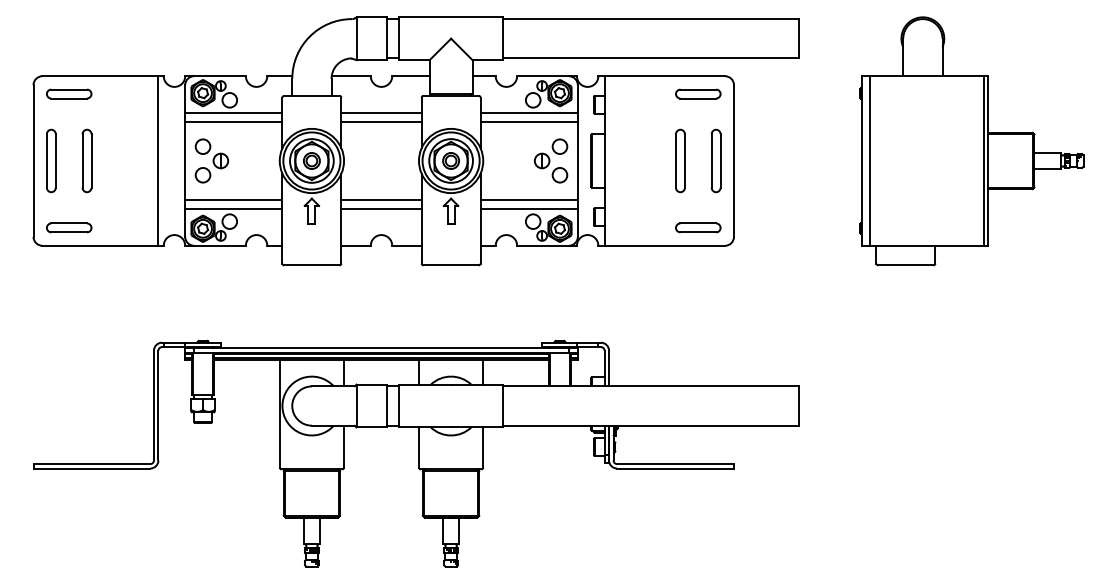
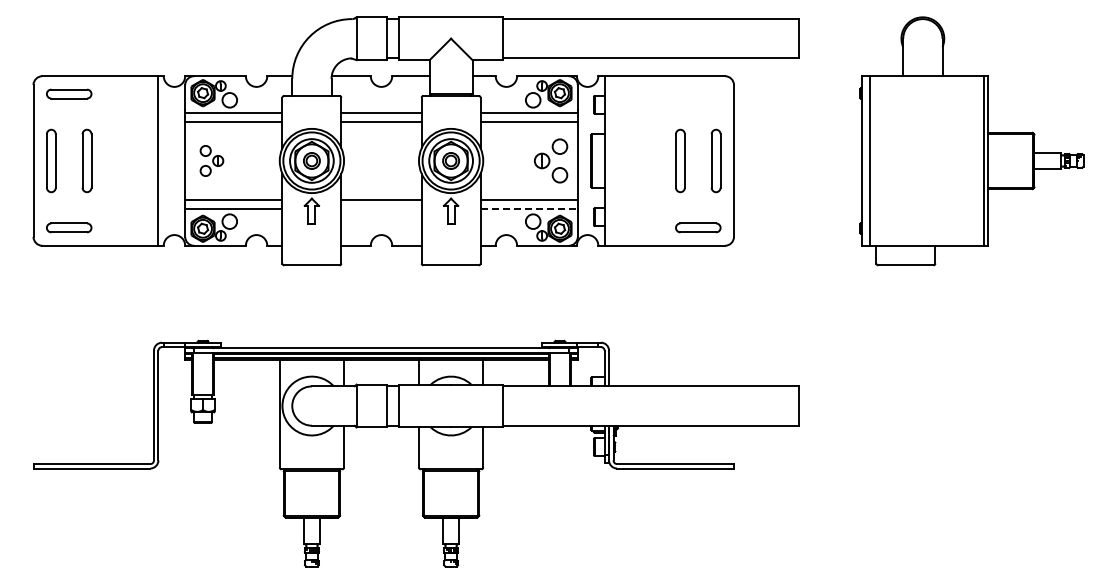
part: present -> none (698, 93)
part size: 36x46 px -> 26x32 px (211, 160)
line: present -> none (381, 209)
line: solid -> dashed (529, 209)
